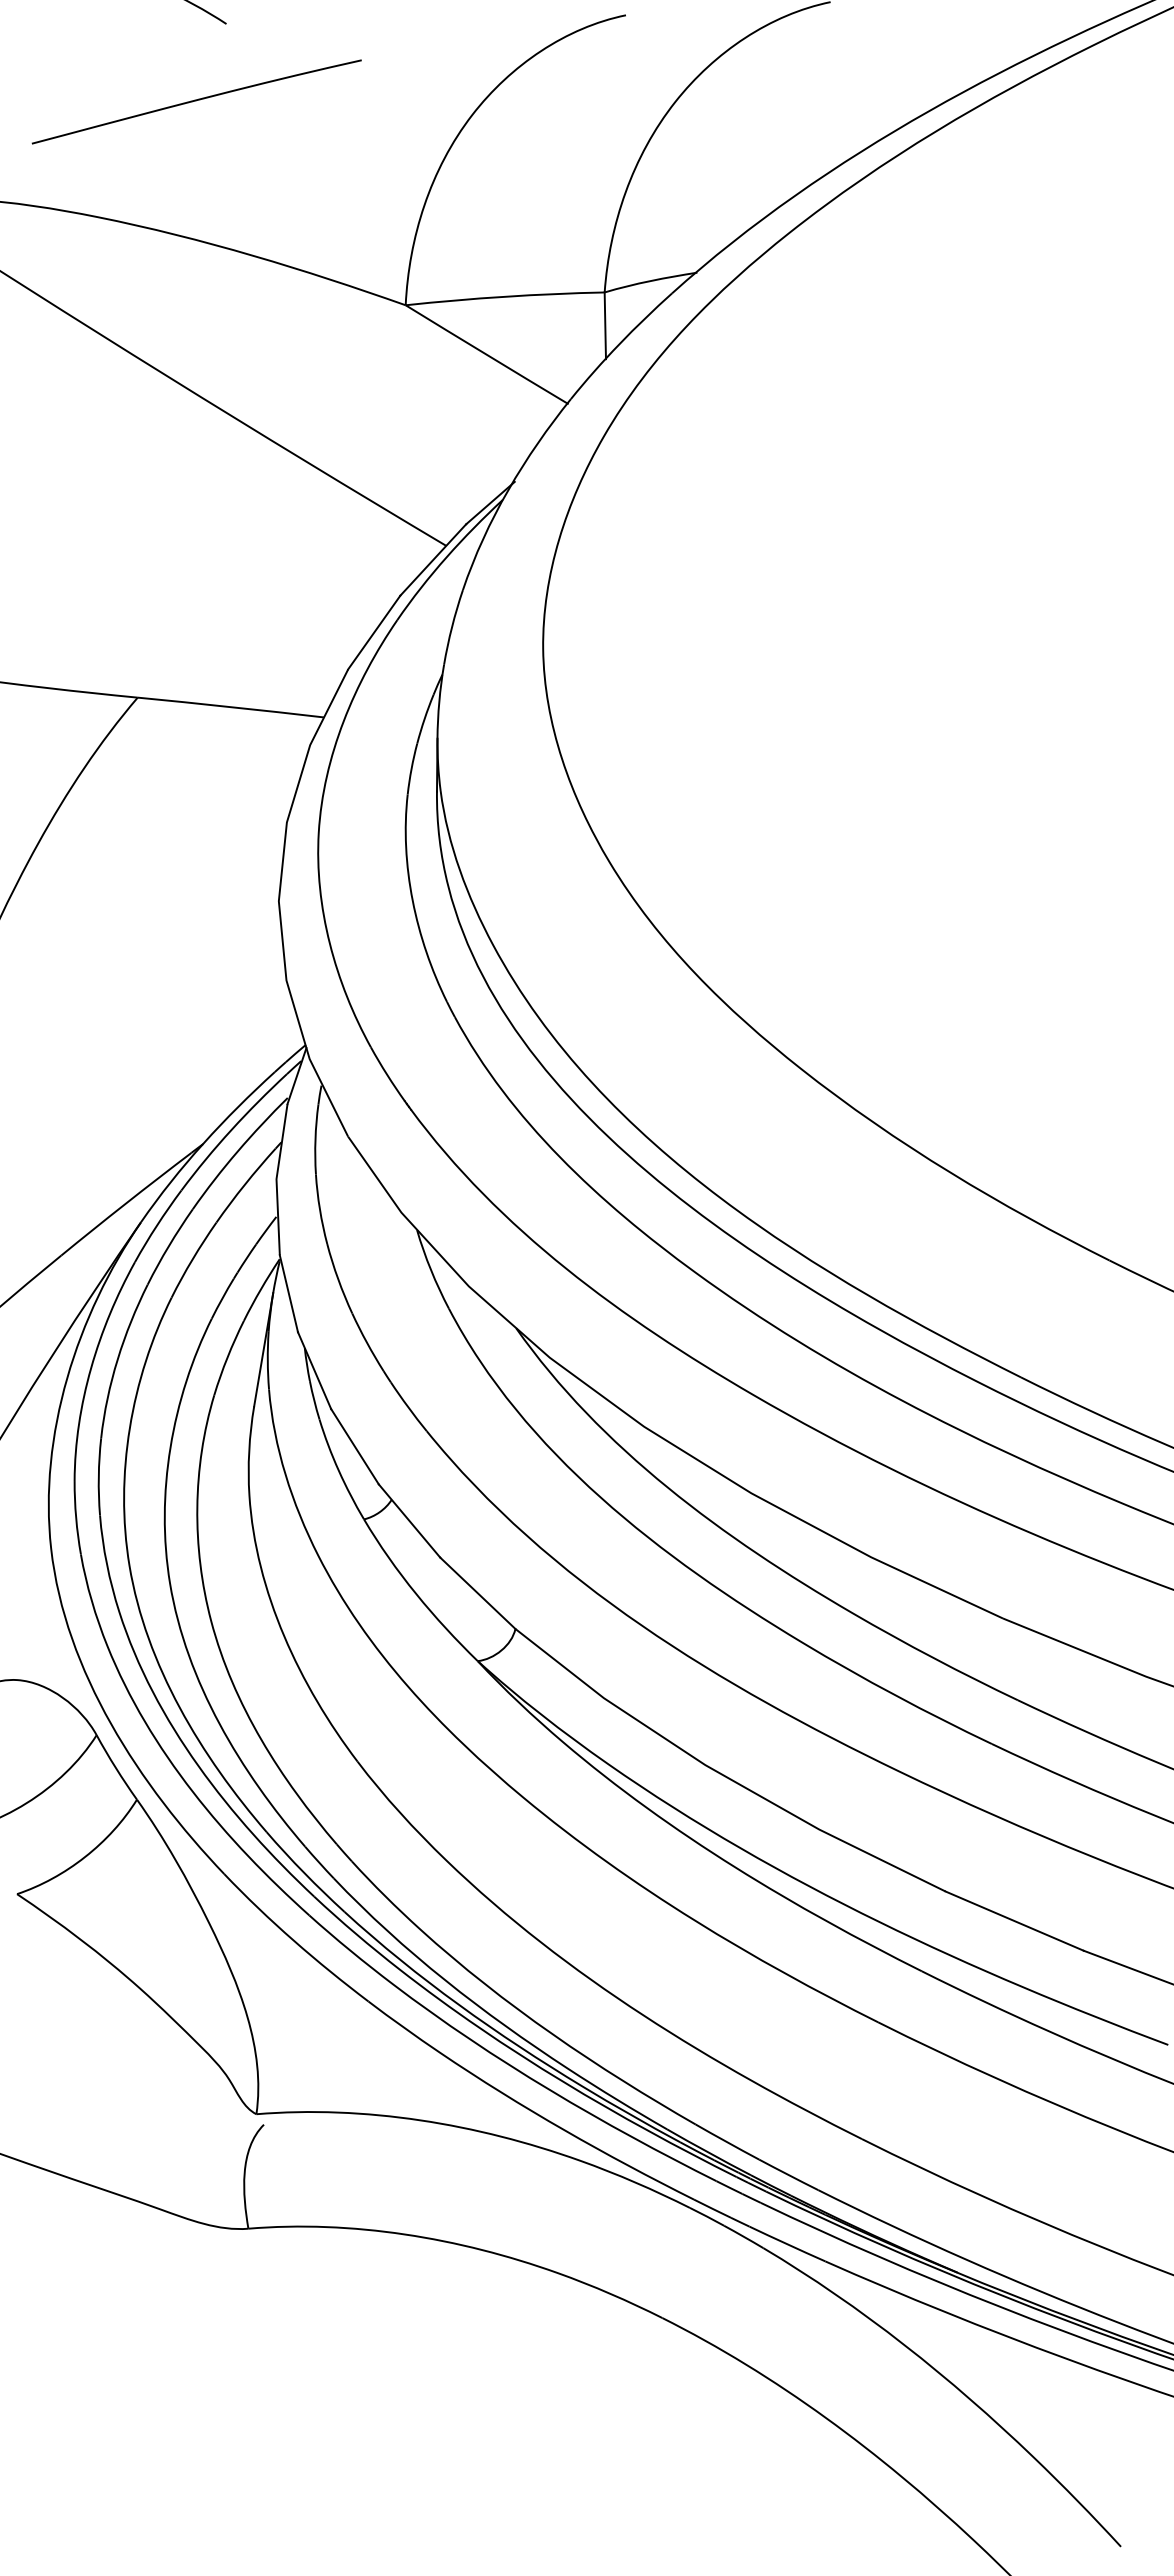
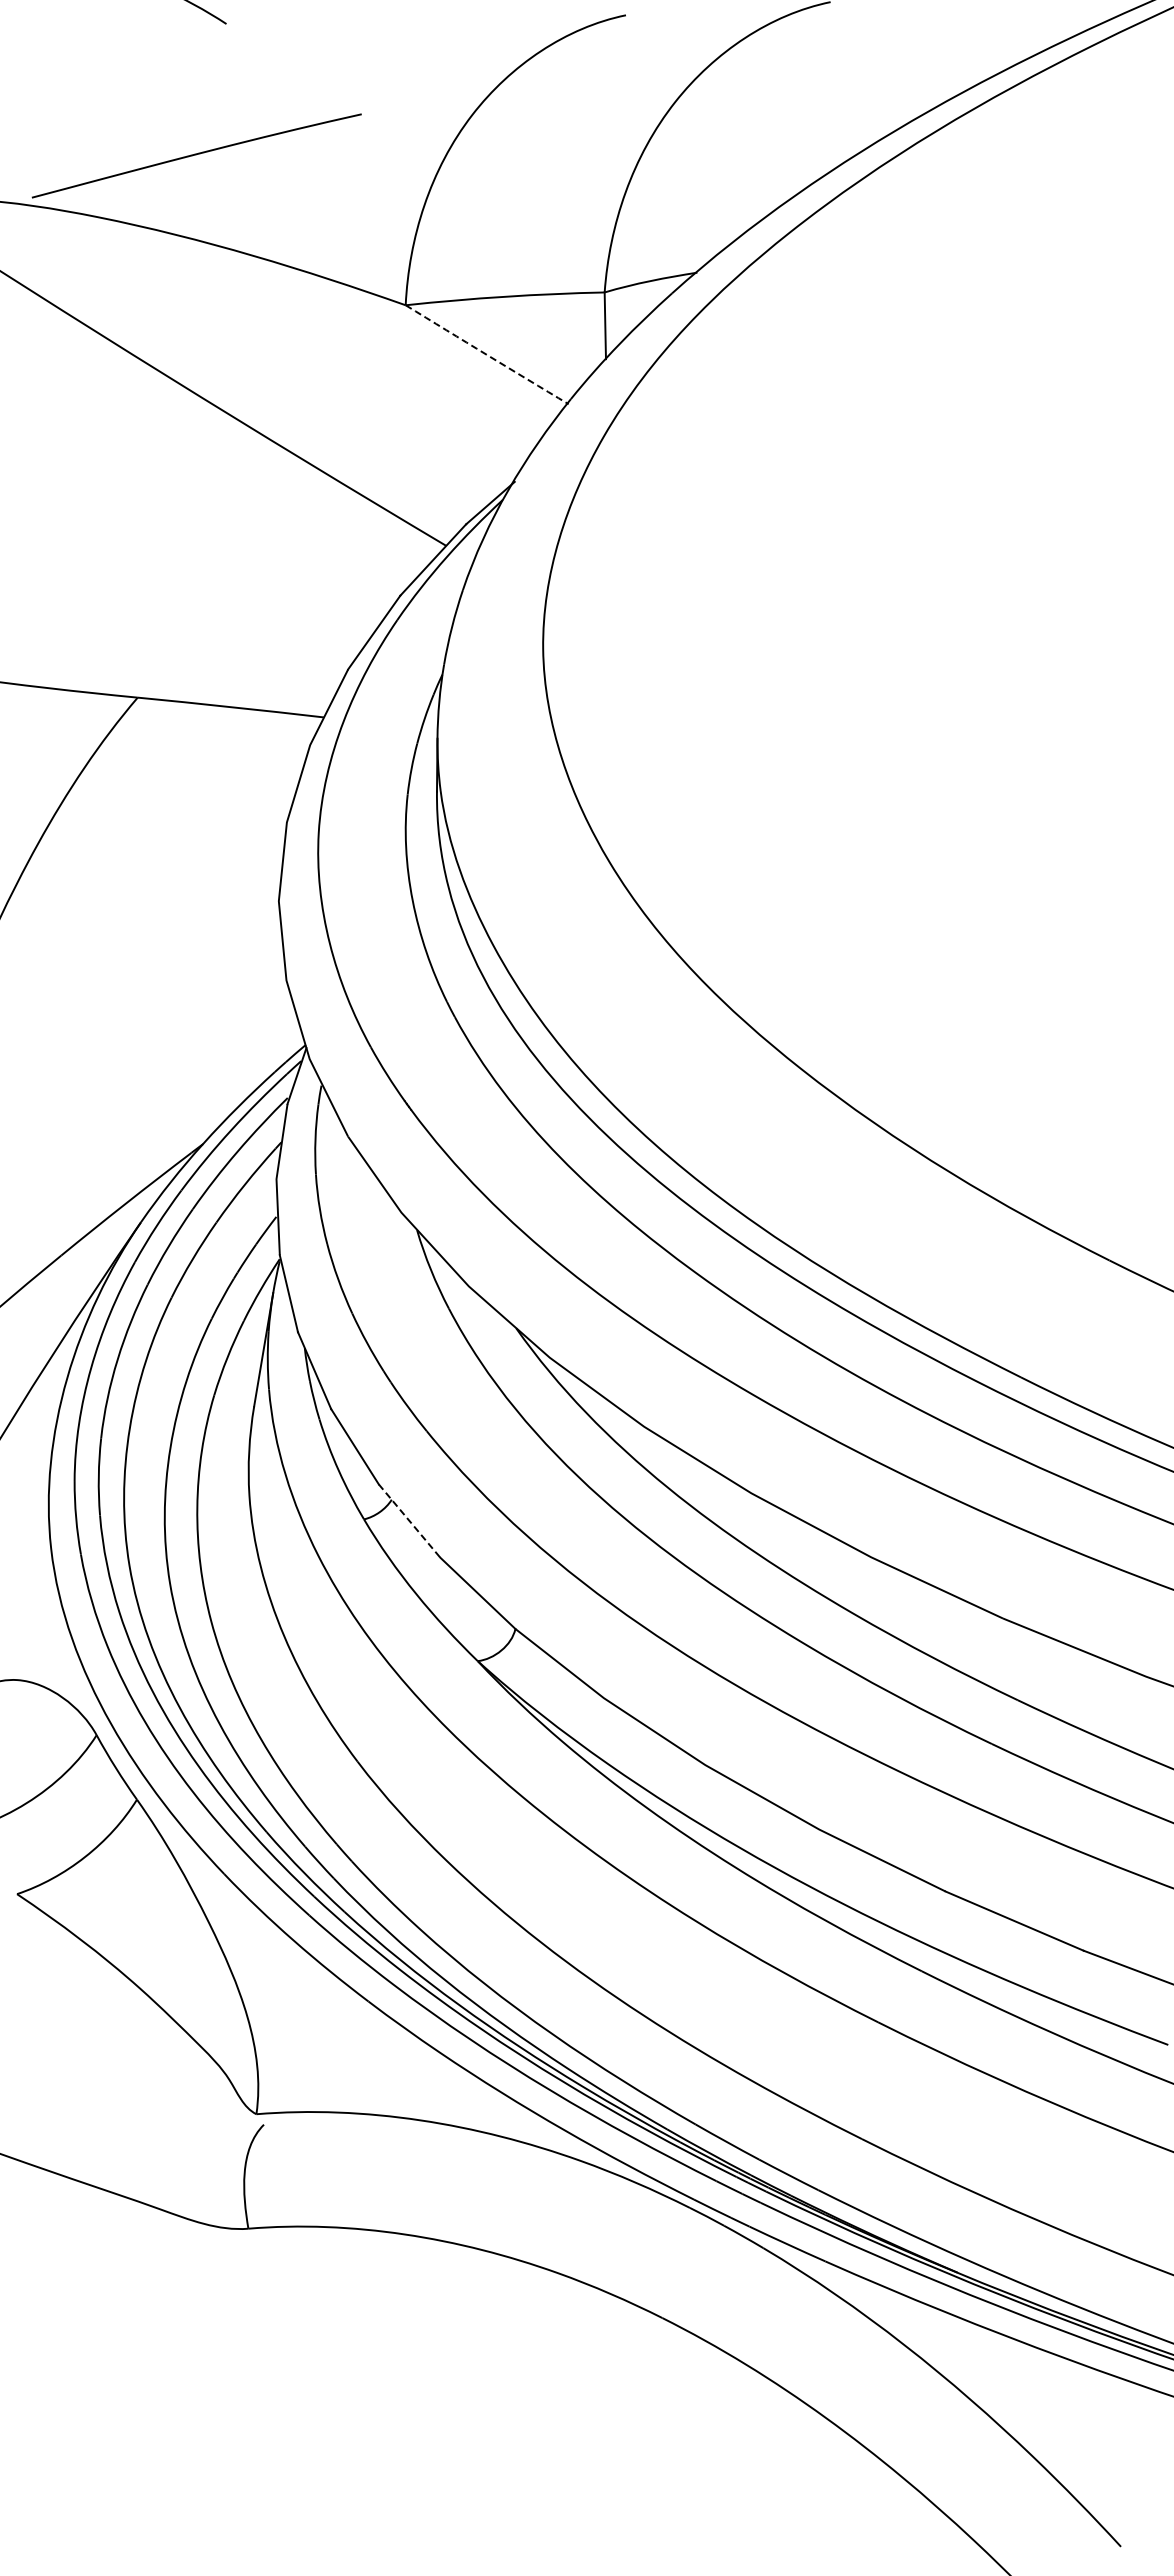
curve position: (196, 101) -> (196, 155) (196, 155)
arc: solid -> dashed (487, 354)
line: solid -> dashed (409, 1520)
